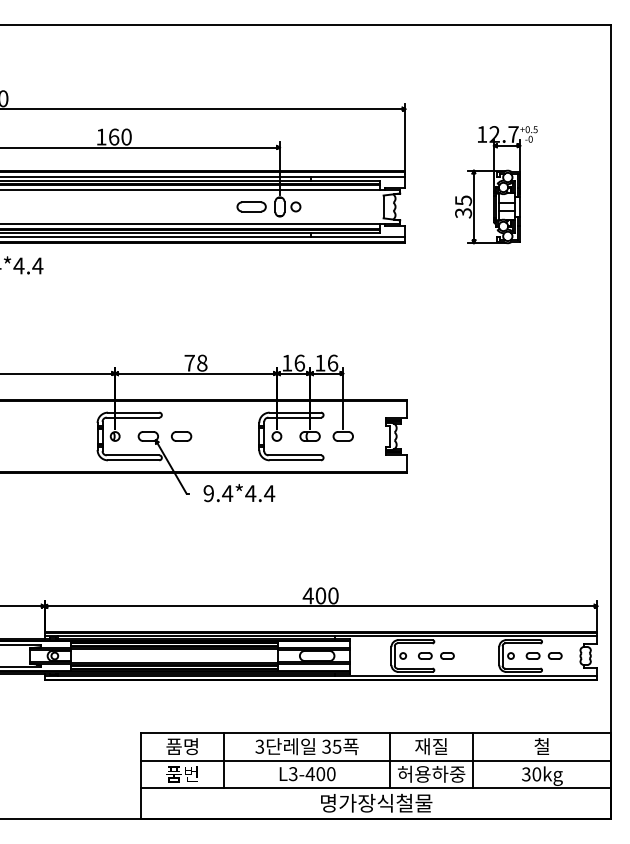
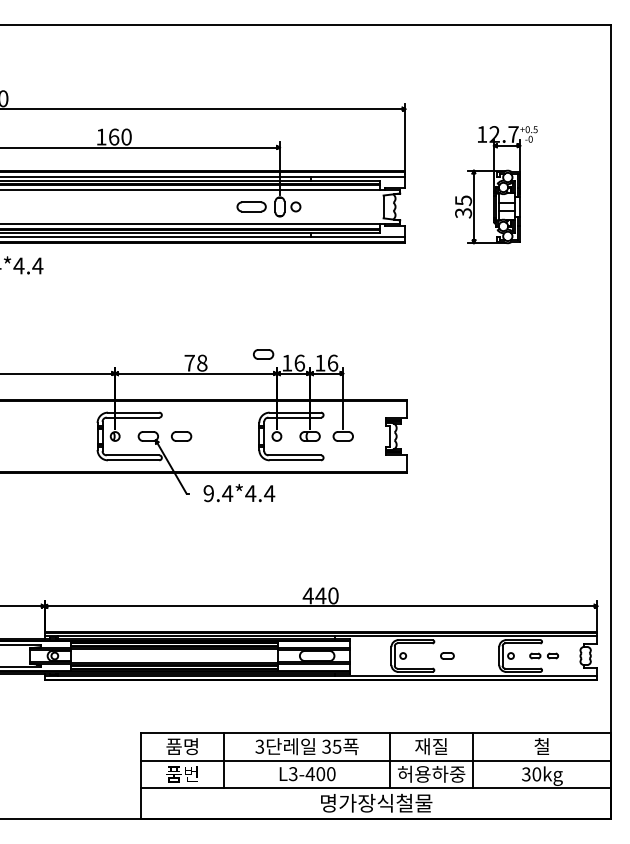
part: none -> present (263, 354)
text: 400 -> 440 (320, 595)
part: present -> none (425, 655)
part size: 38x8 px -> 30x8 px (543, 655)
